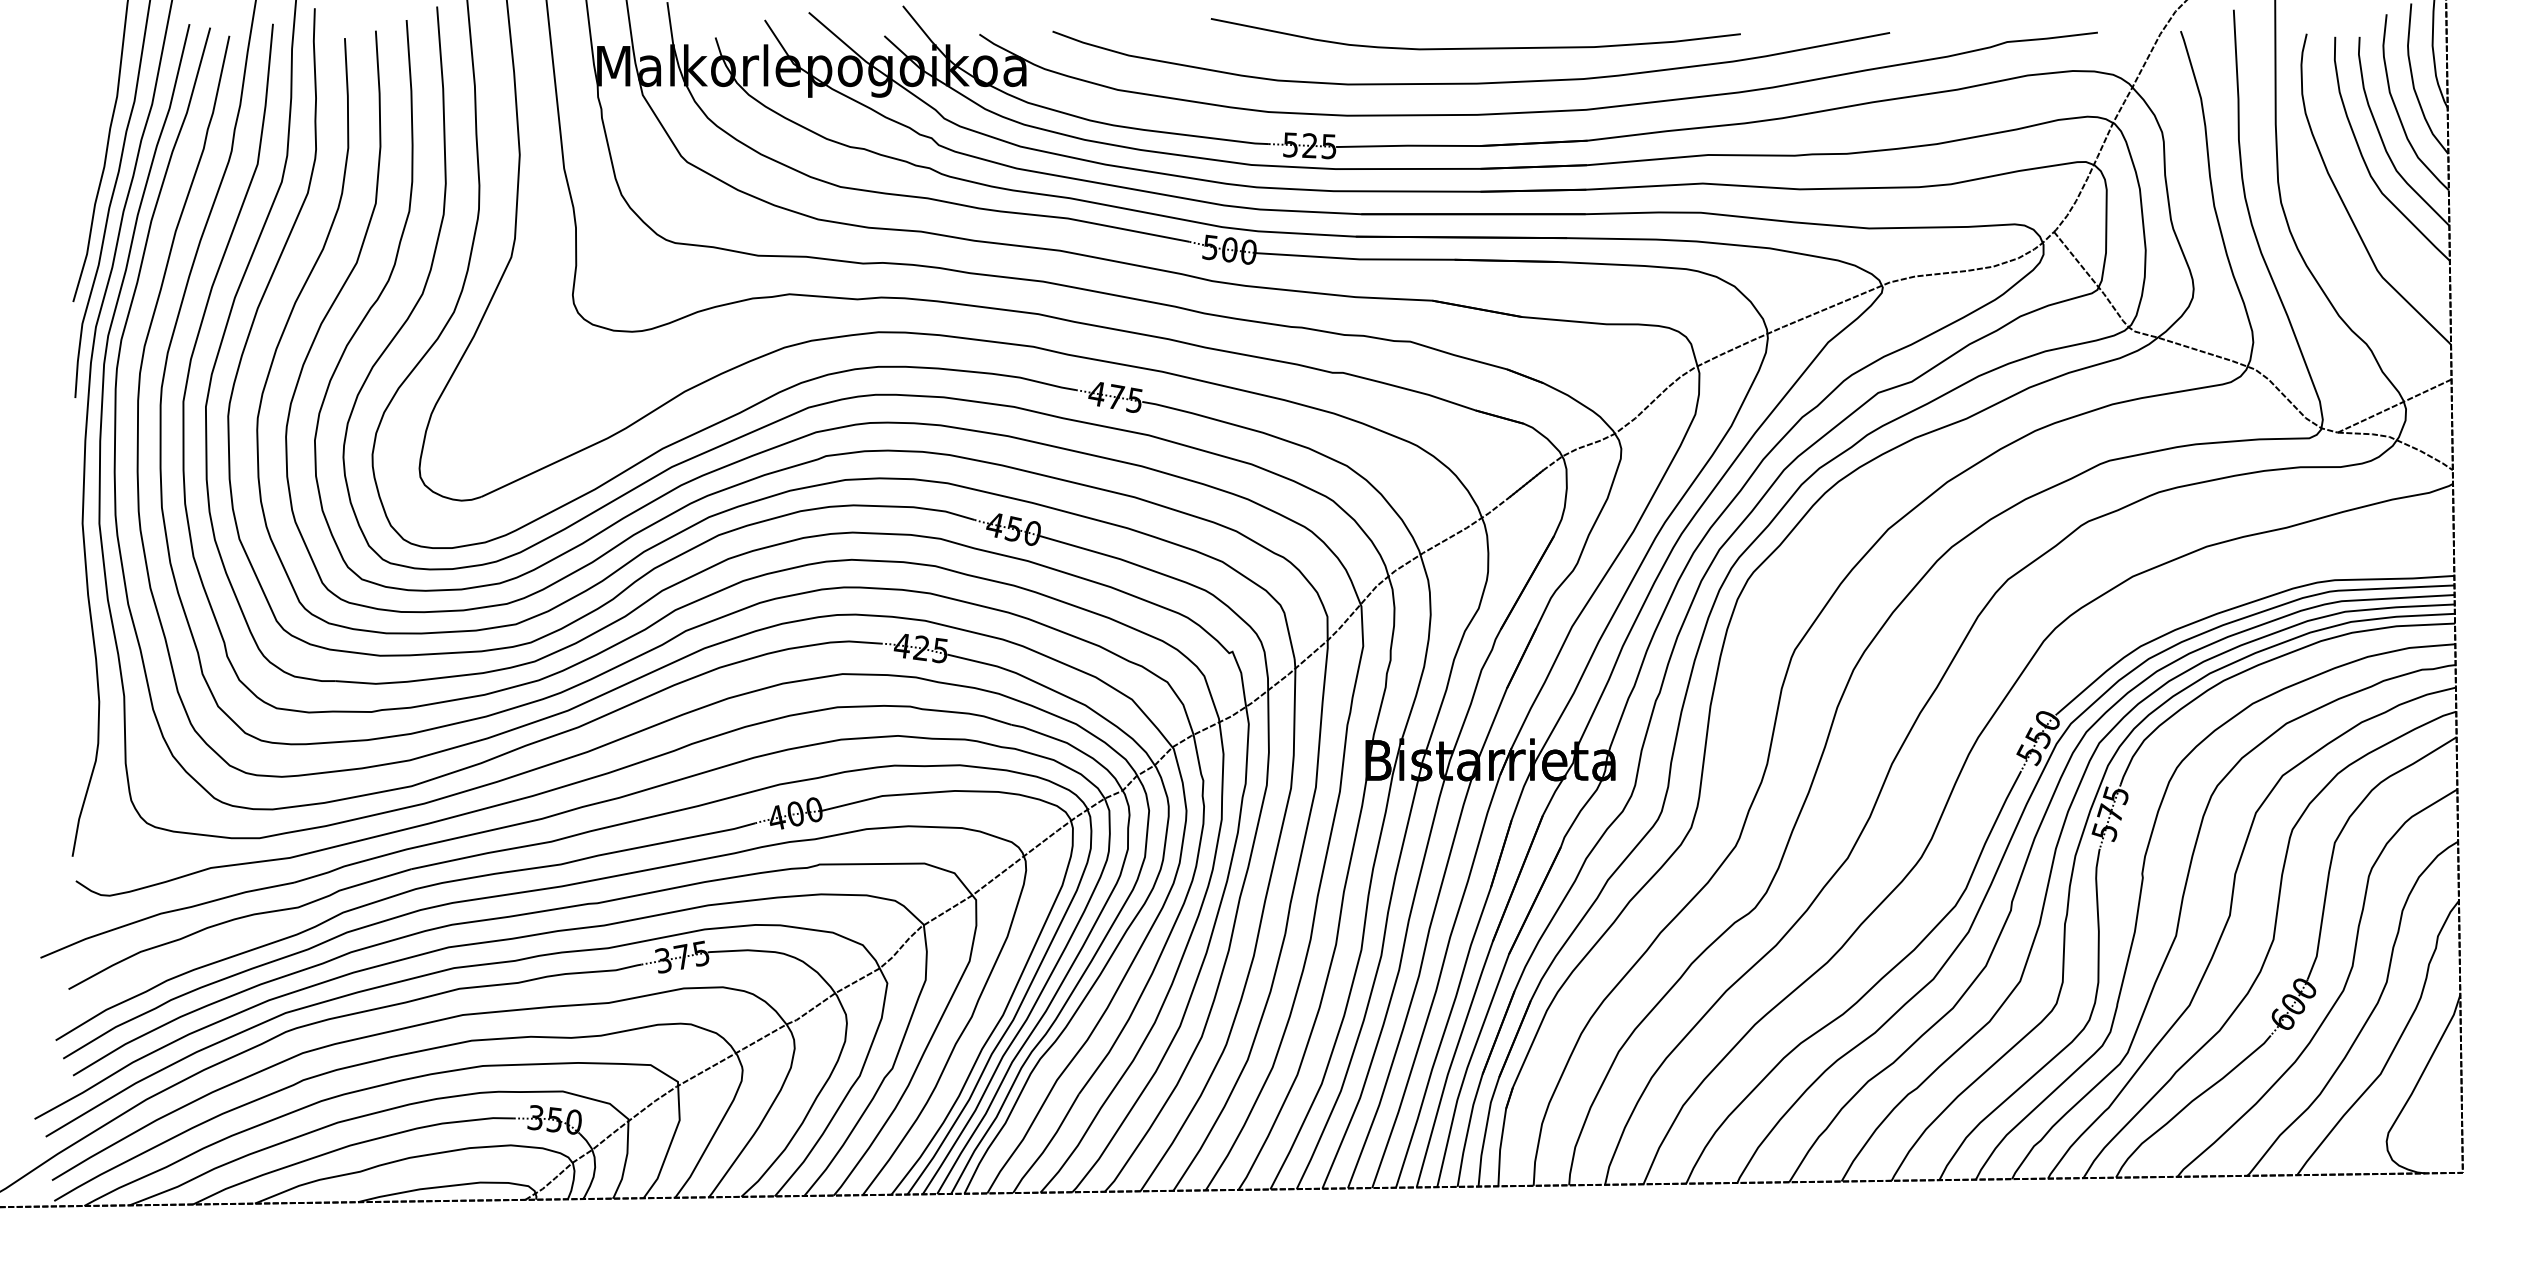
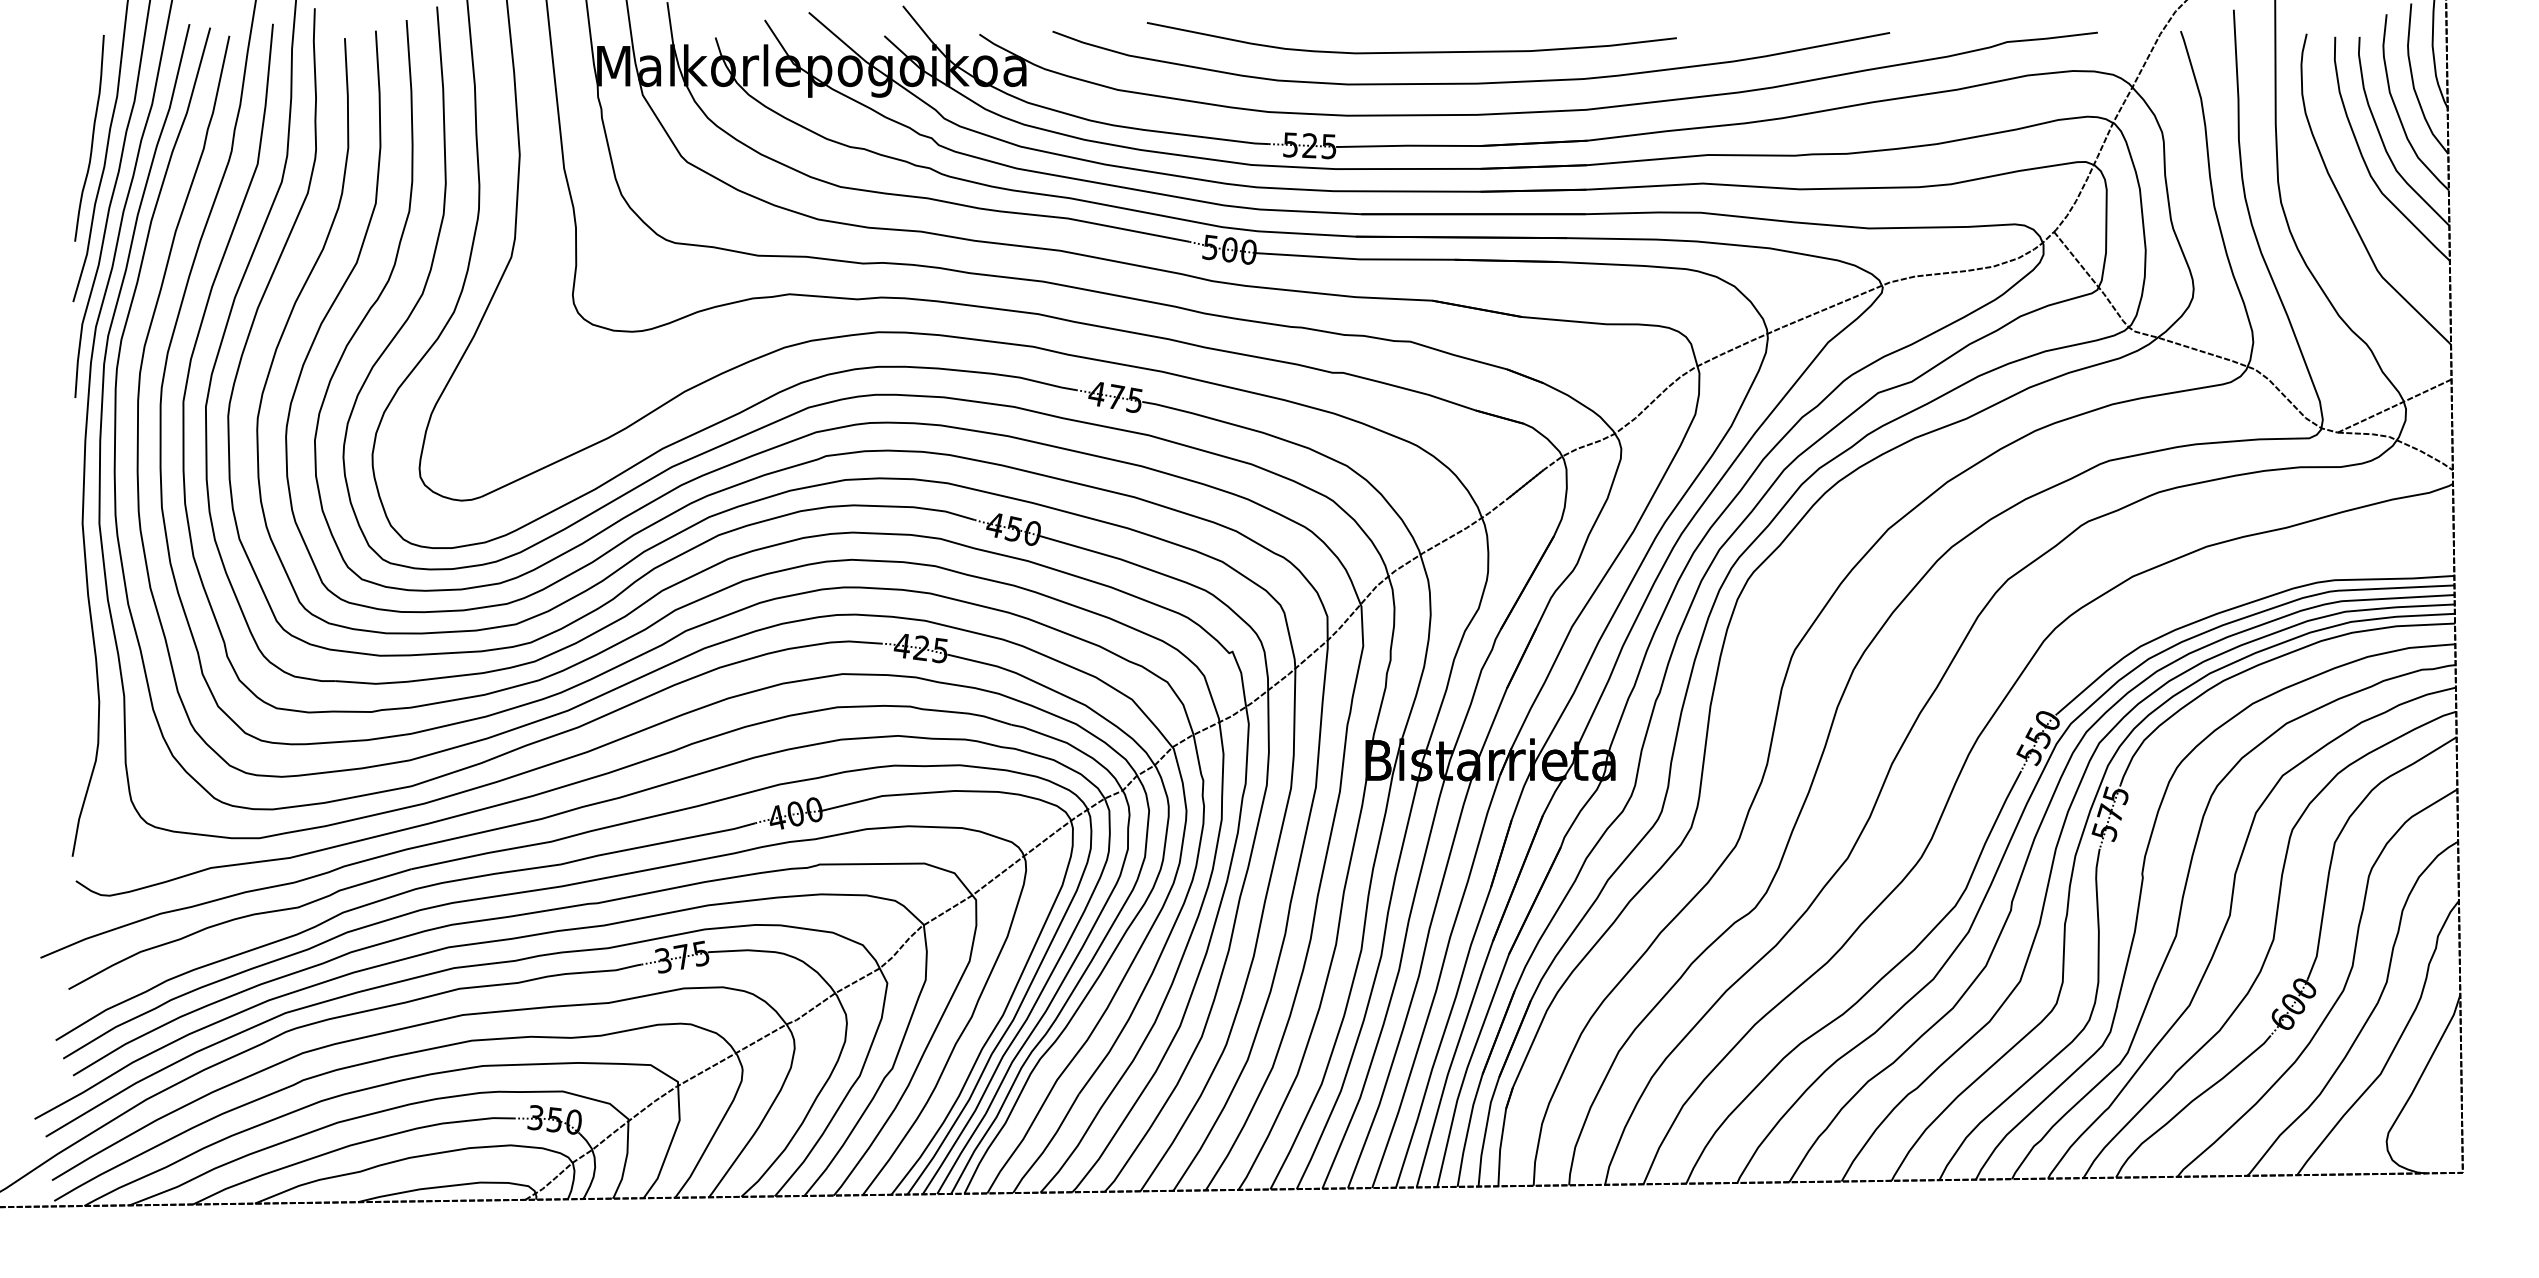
curve position: (1475, 47) -> (1411, 51) (1411, 51)
curve: none -> present (91, 138)
